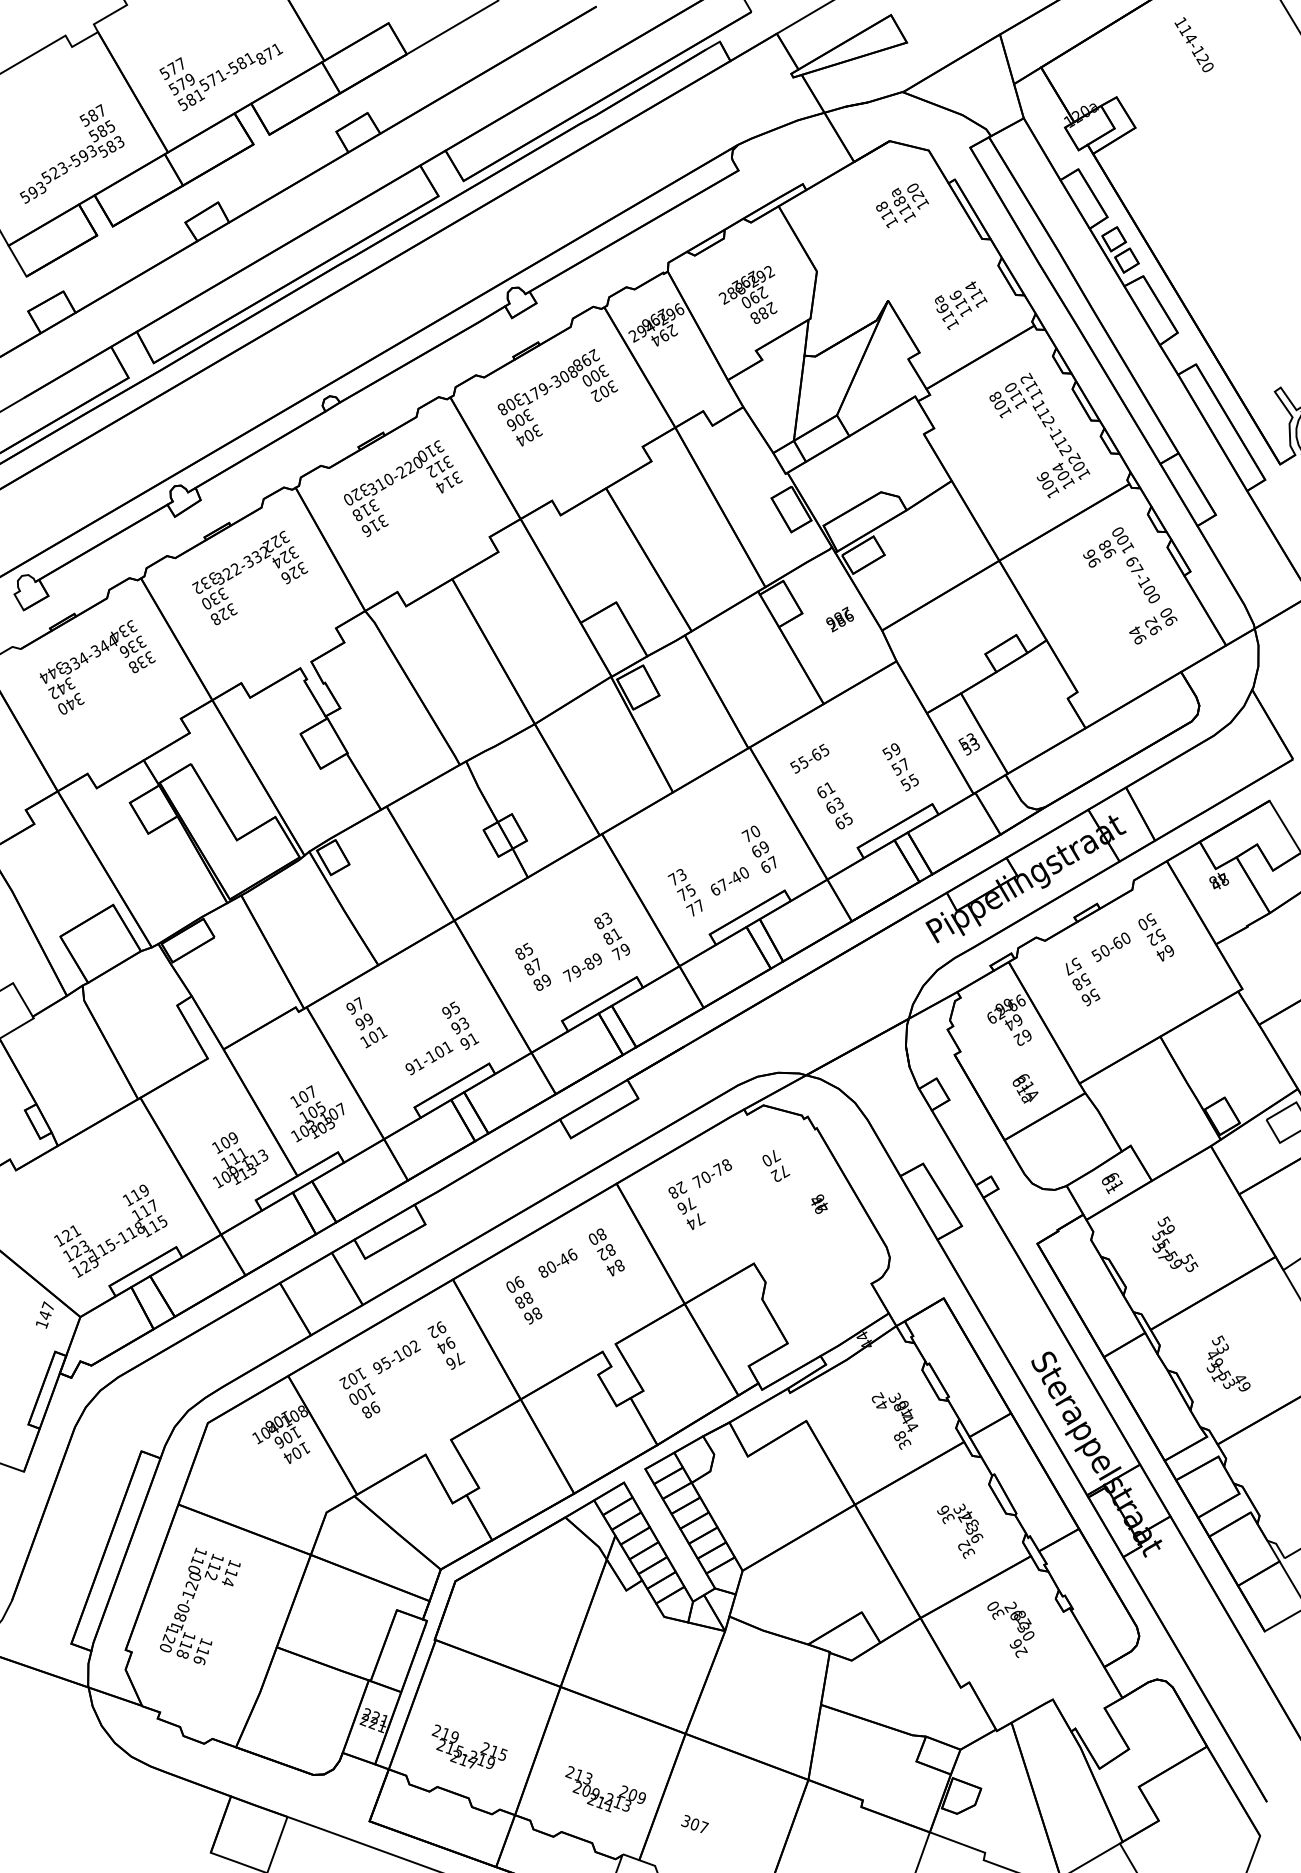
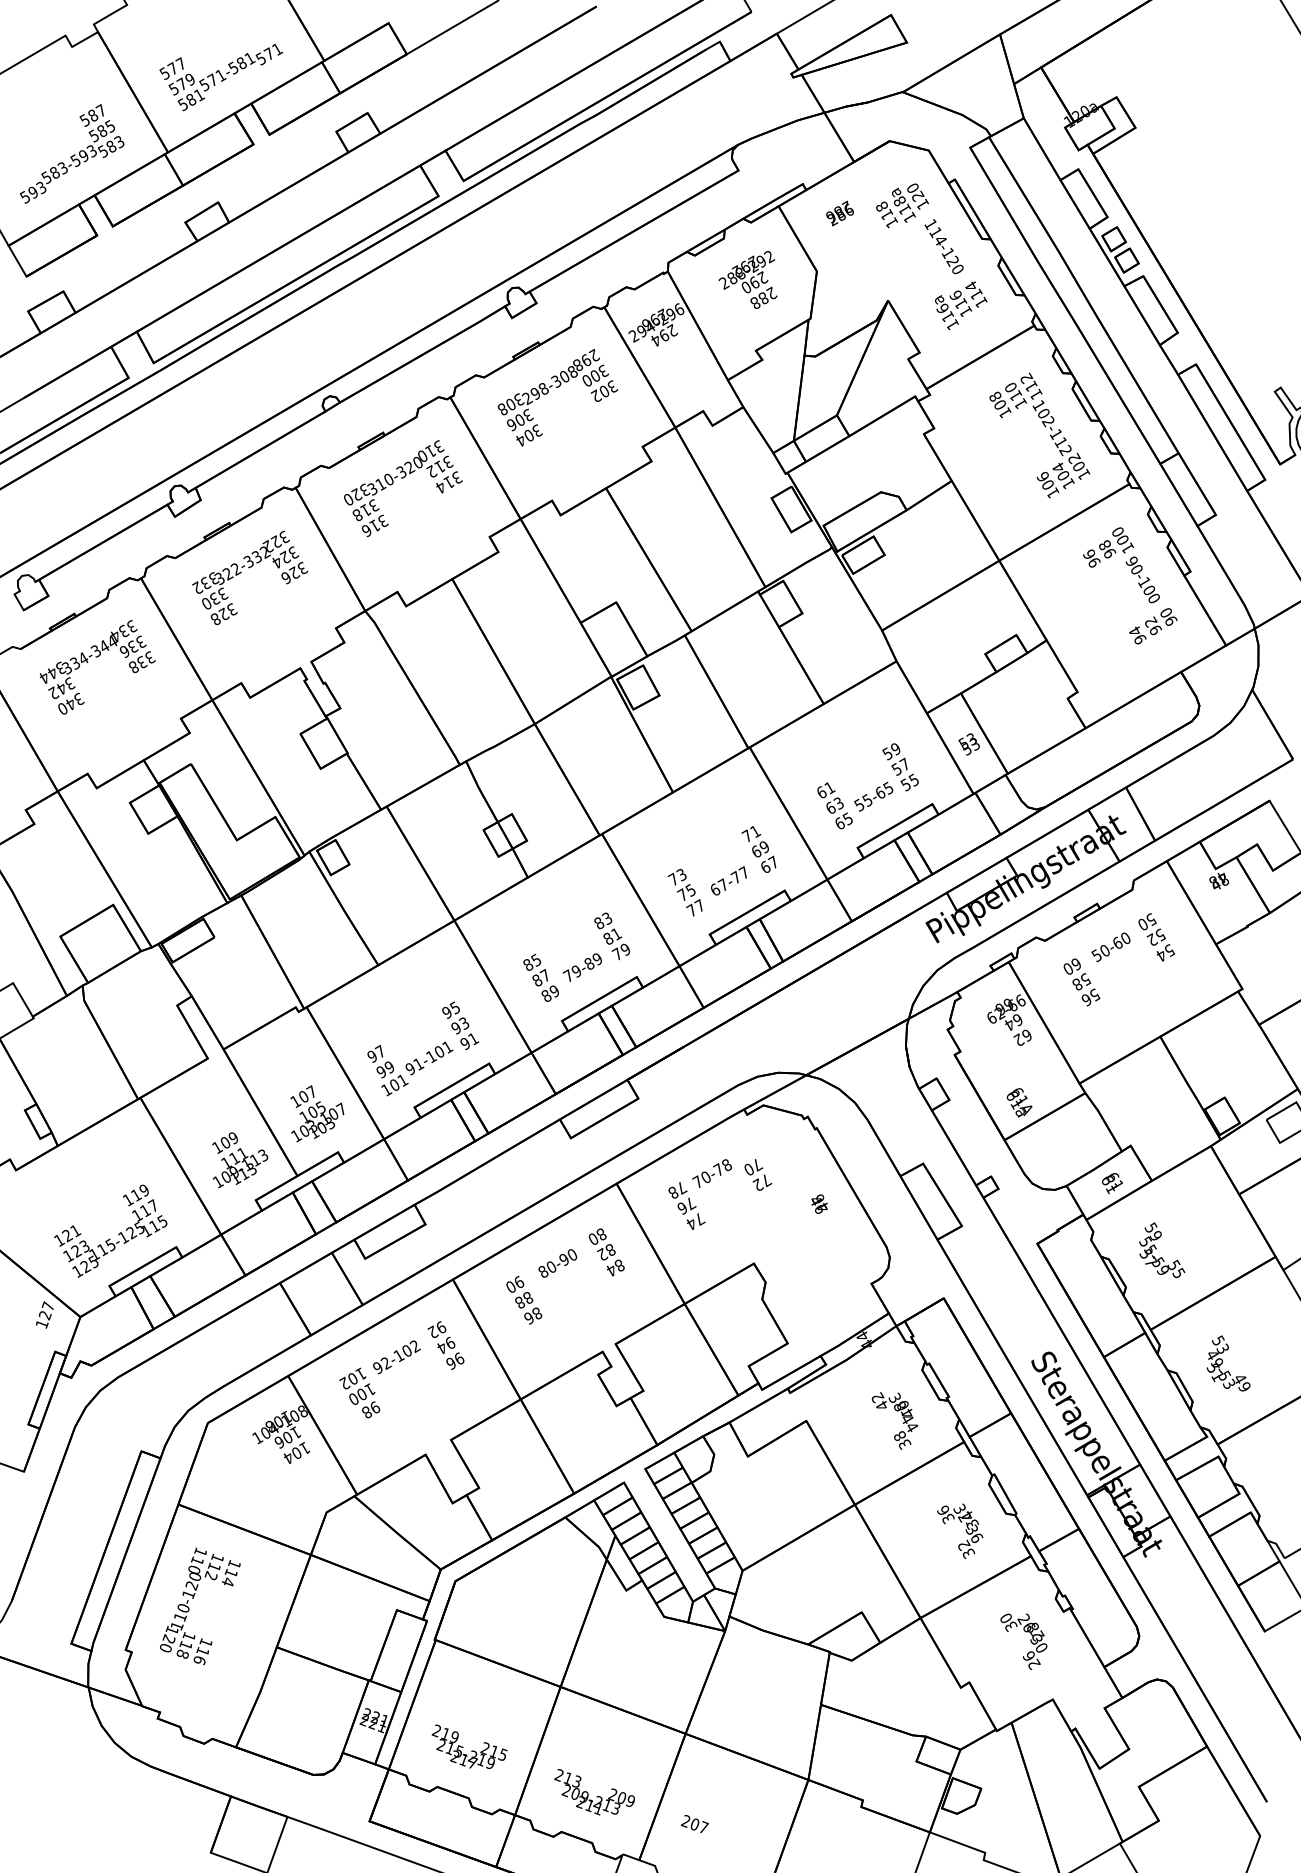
text position: (1193, 44) -> (943, 246) (943, 246)
text: 871 -> 571 (260, 58)
text: 523-593 -> 583-593 (54, 173)
text position: (747, 294) -> (747, 279) (747, 279)
text: 179-308 -> 298-308 (534, 394)
text: 112-112 -> 102-112 (1043, 413)
text: 310-220 -> 310-320 (401, 472)
text: 67-100 -> 90-100 (1134, 565)
text position: (839, 619) -> (839, 213) (839, 213)
text position: (809, 758) -> (873, 796) (873, 796)
text: 70 -> 71 (755, 831)
text: 67-40 -> 67-77 (739, 874)
text: 64 -> 54 (1169, 950)
text position: (532, 966) -> (540, 977) (540, 977)
text: 57 -> 60 (1072, 966)
text position: (366, 1022) -> (387, 1070) (387, 1070)
text position: (1025, 1088) -> (1019, 1102) (1019, 1102)
text position: (776, 1165) -> (758, 1174) (758, 1174)
text: 28 -> 78 (681, 1187)
text: 115-118 -> 115-125 (135, 1230)
text position: (1175, 1244) -> (1162, 1250) (1162, 1250)
text: 80-46 -> 80-90 (568, 1256)
text: 147 -> 127 (45, 1315)
text: 76 -> 96 (460, 1358)
text: 95-102 -> 92-102 (385, 1362)
text: 180-120 -> 110-120 (180, 1616)
text position: (1010, 1629) -> (1023, 1641) (1023, 1641)
text position: (605, 1789) -> (594, 1792) (594, 1792)
text: 307 -> 207 (685, 1820)
